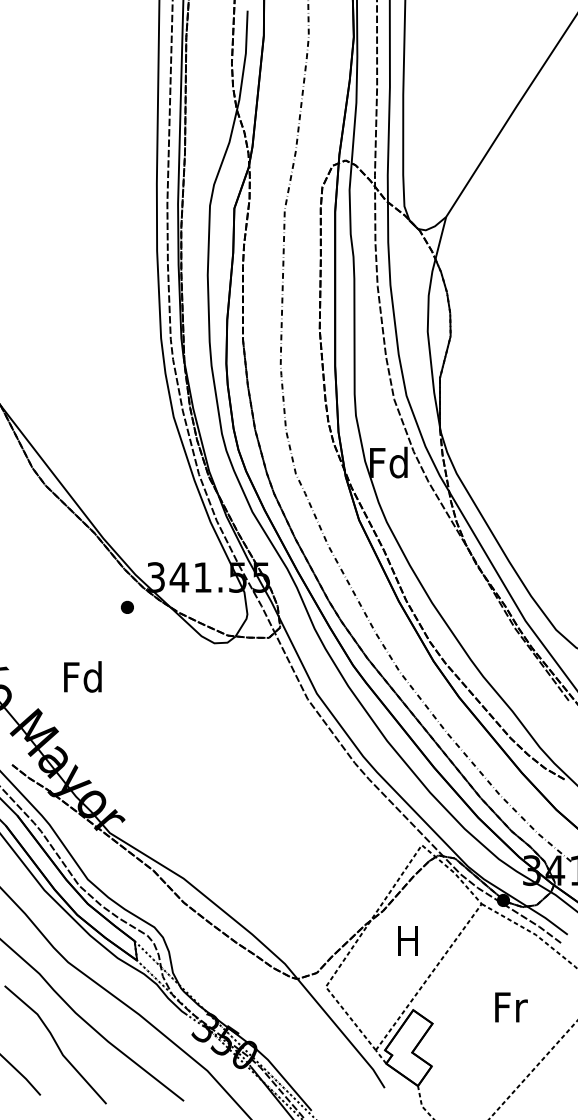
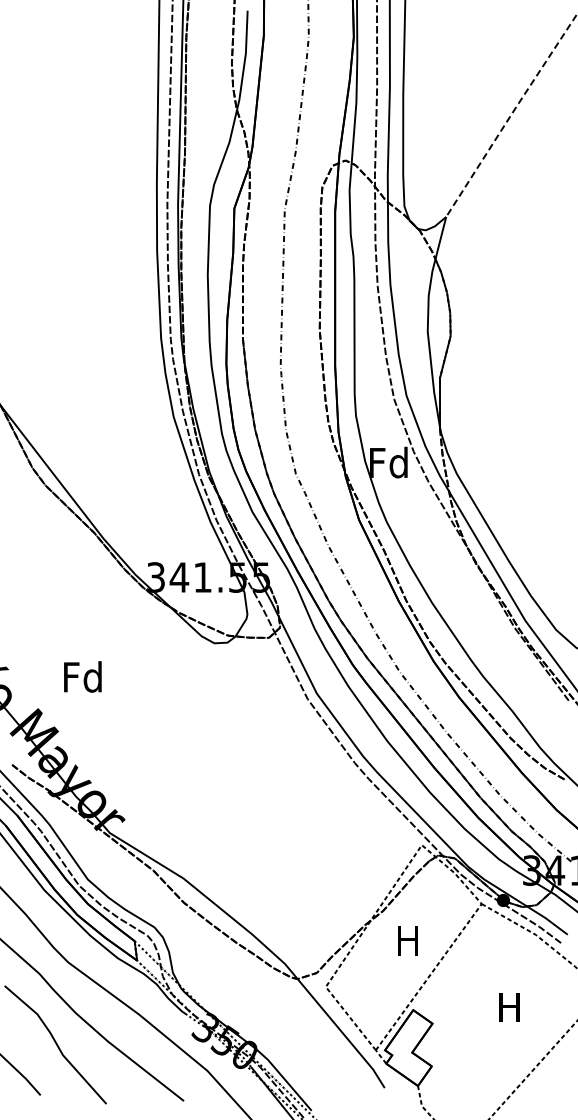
line: solid -> dashed (511, 114)
part: present -> none (127, 606)
text: Fr -> H (511, 1007)
